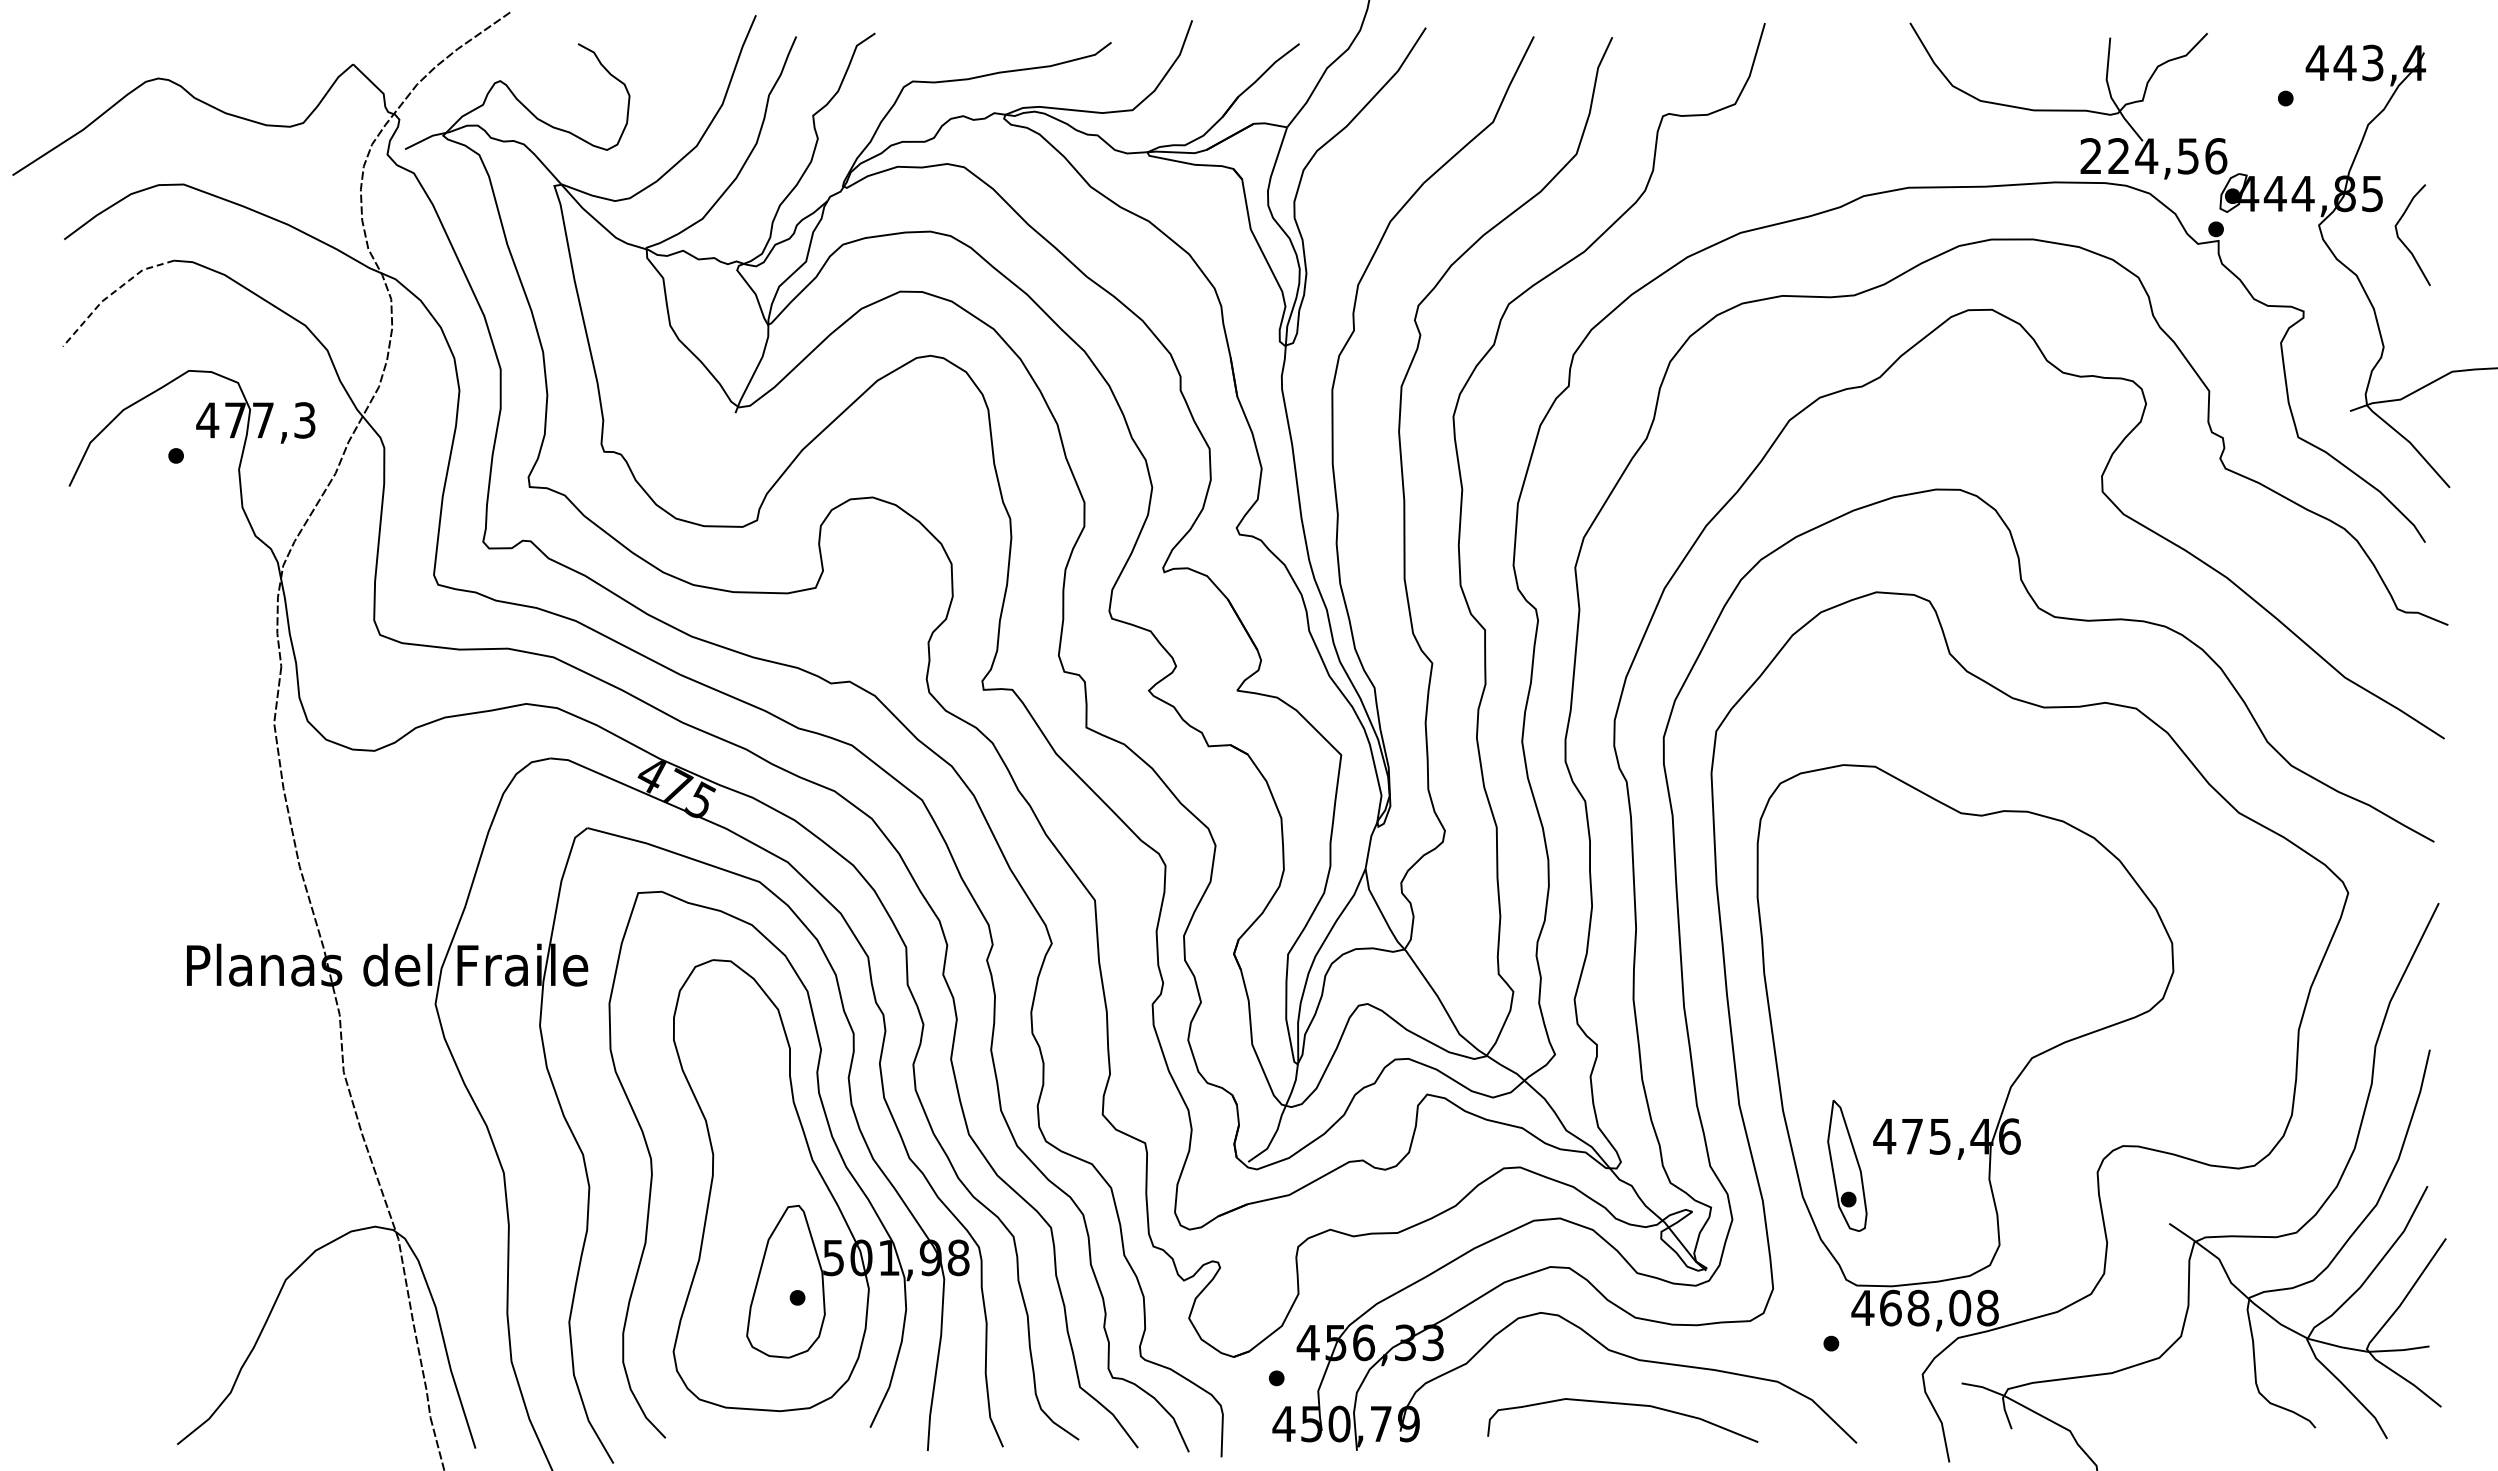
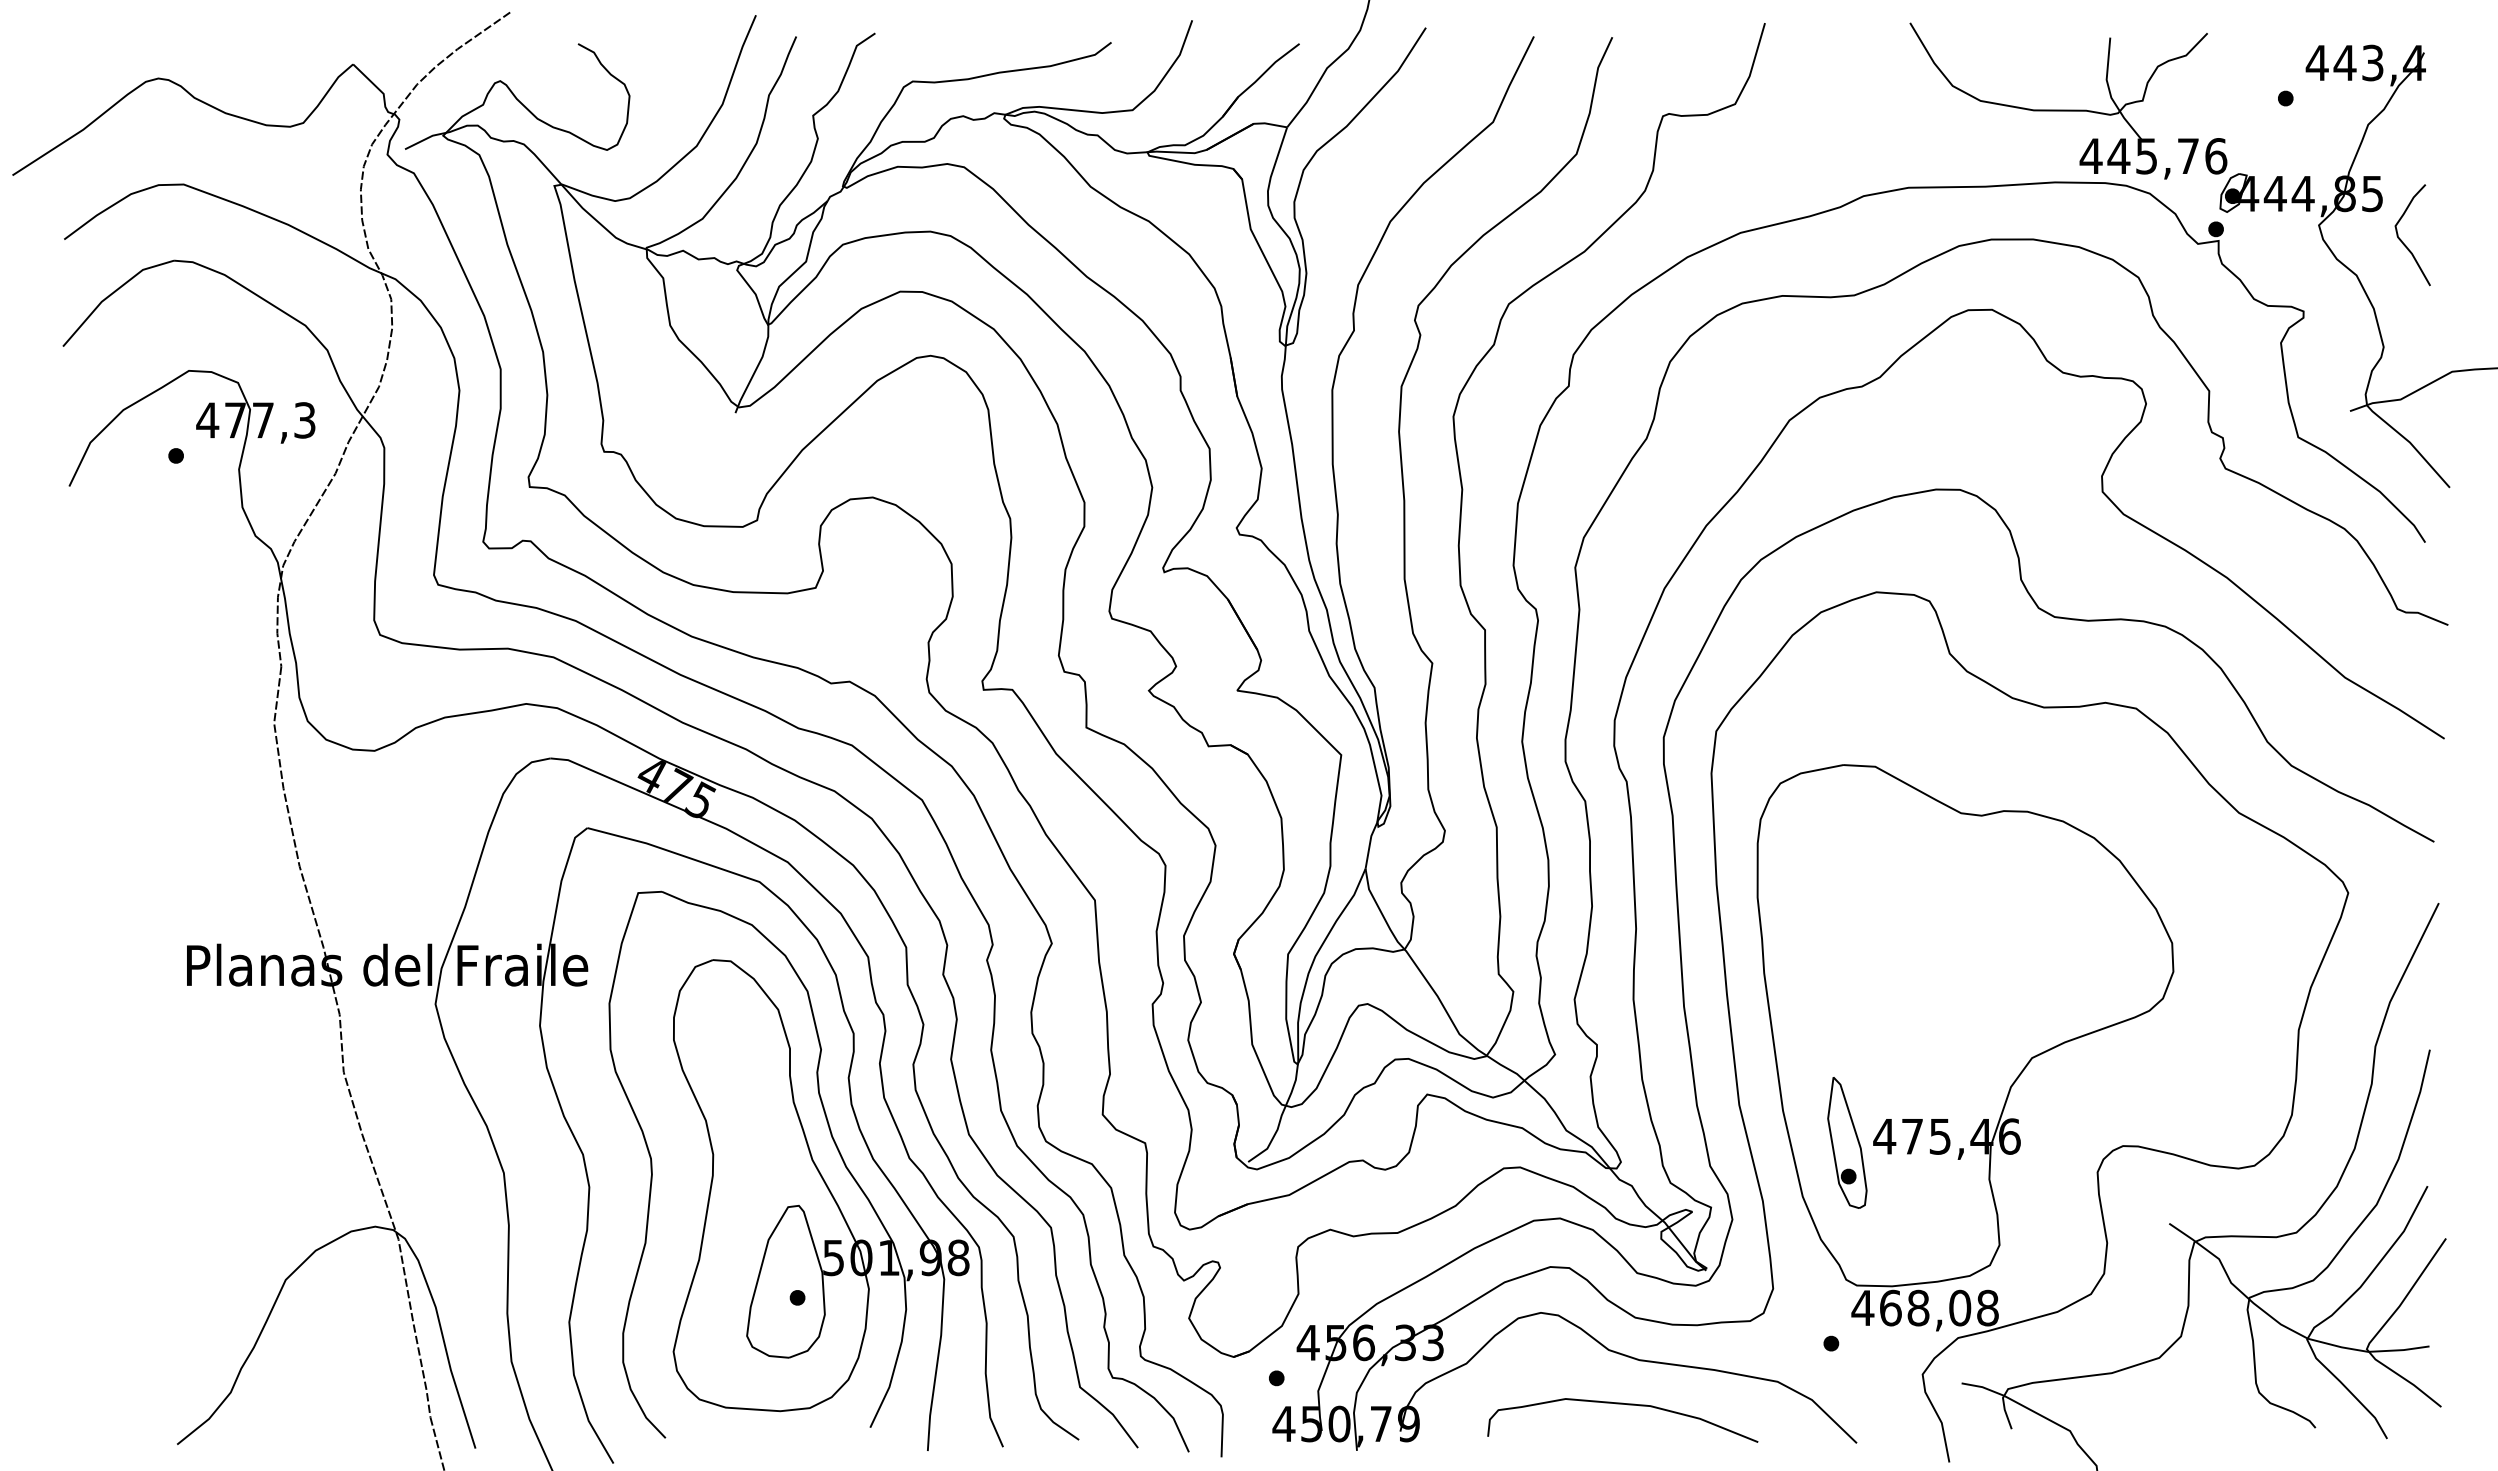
text: 224,56 -> 445,76 (2138, 156)
line: dashed -> solid (111, 293)
part position: (1847, 1165) -> (1847, 1142) (1847, 1142)
